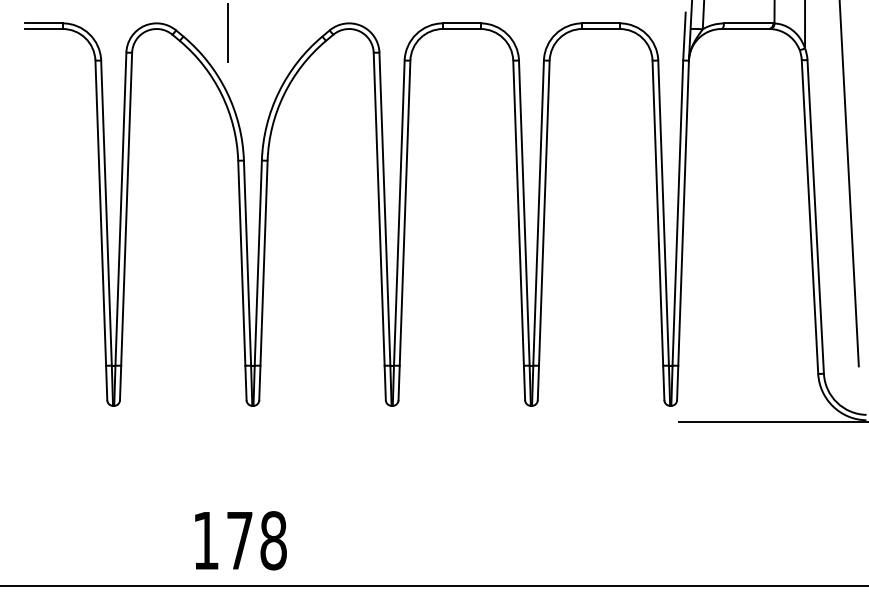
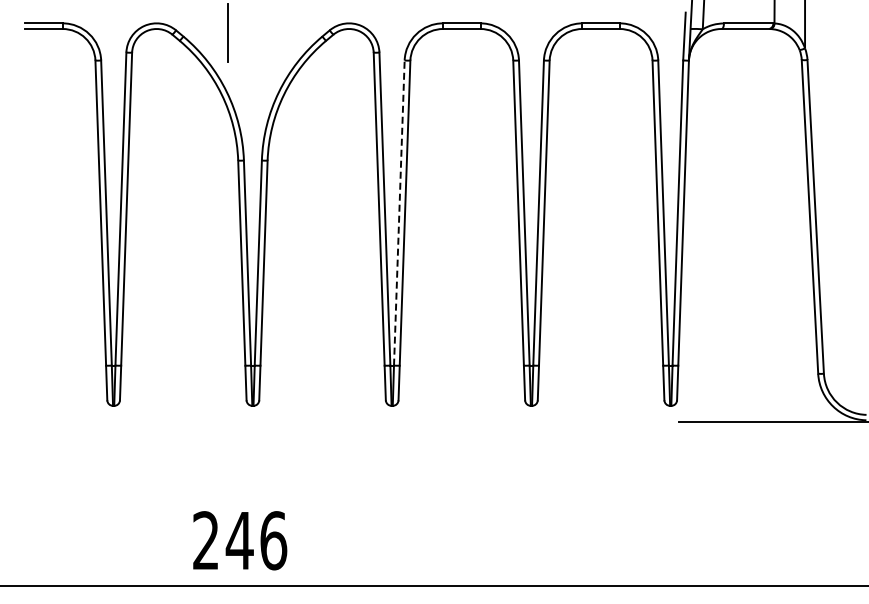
line: present -> none (848, 184)
line: solid -> dashed (399, 213)
text: 178 -> 246 (240, 540)
